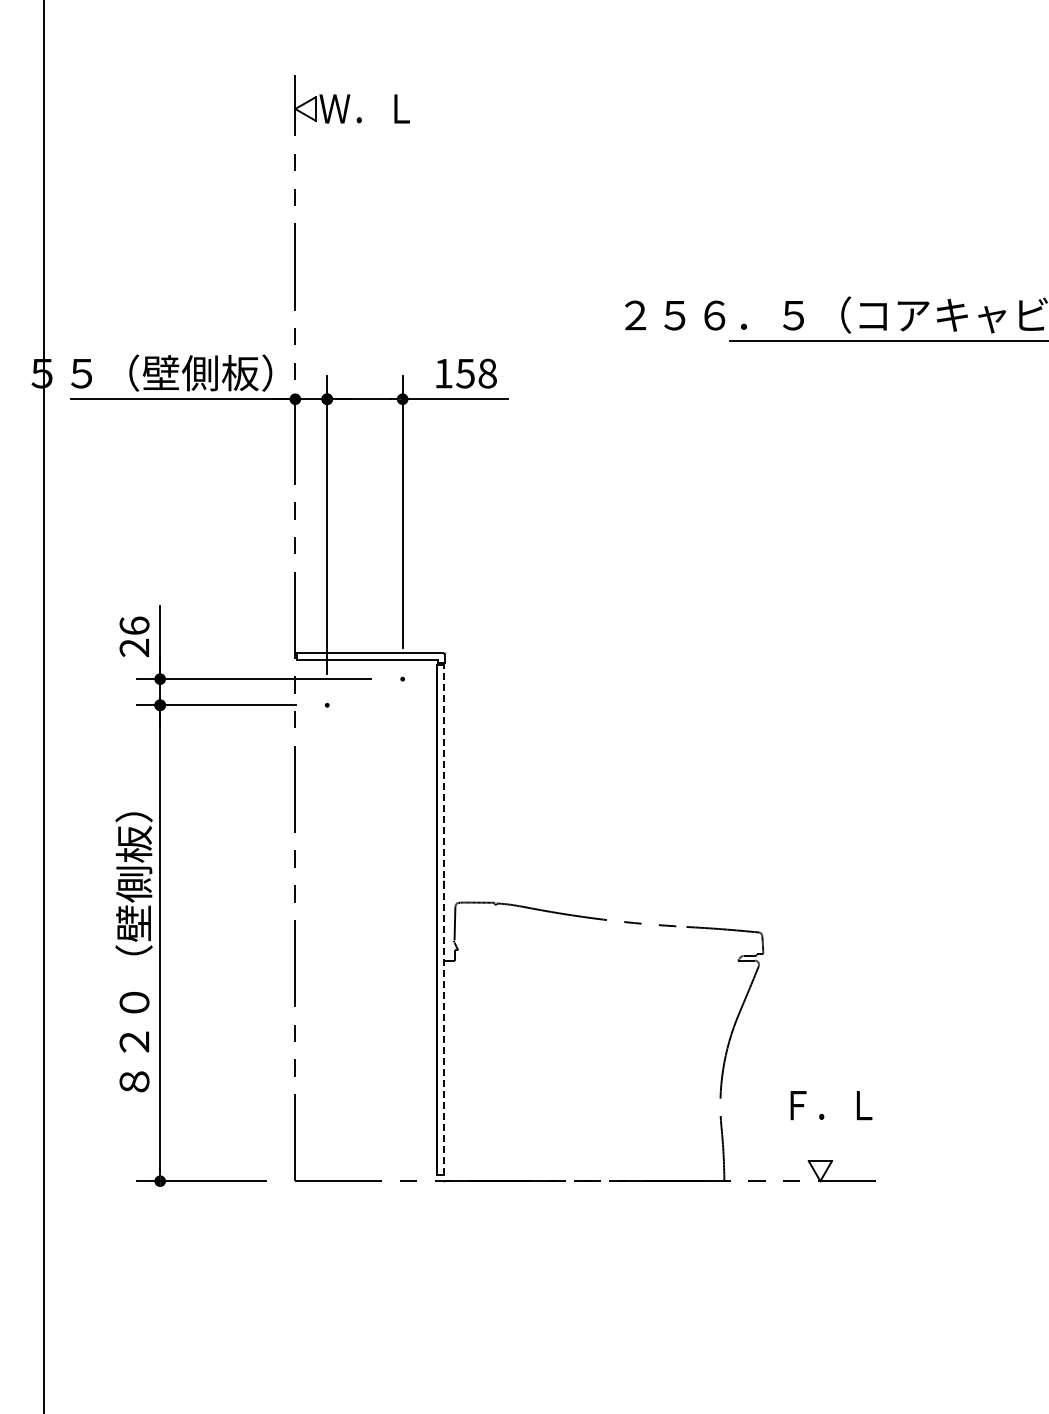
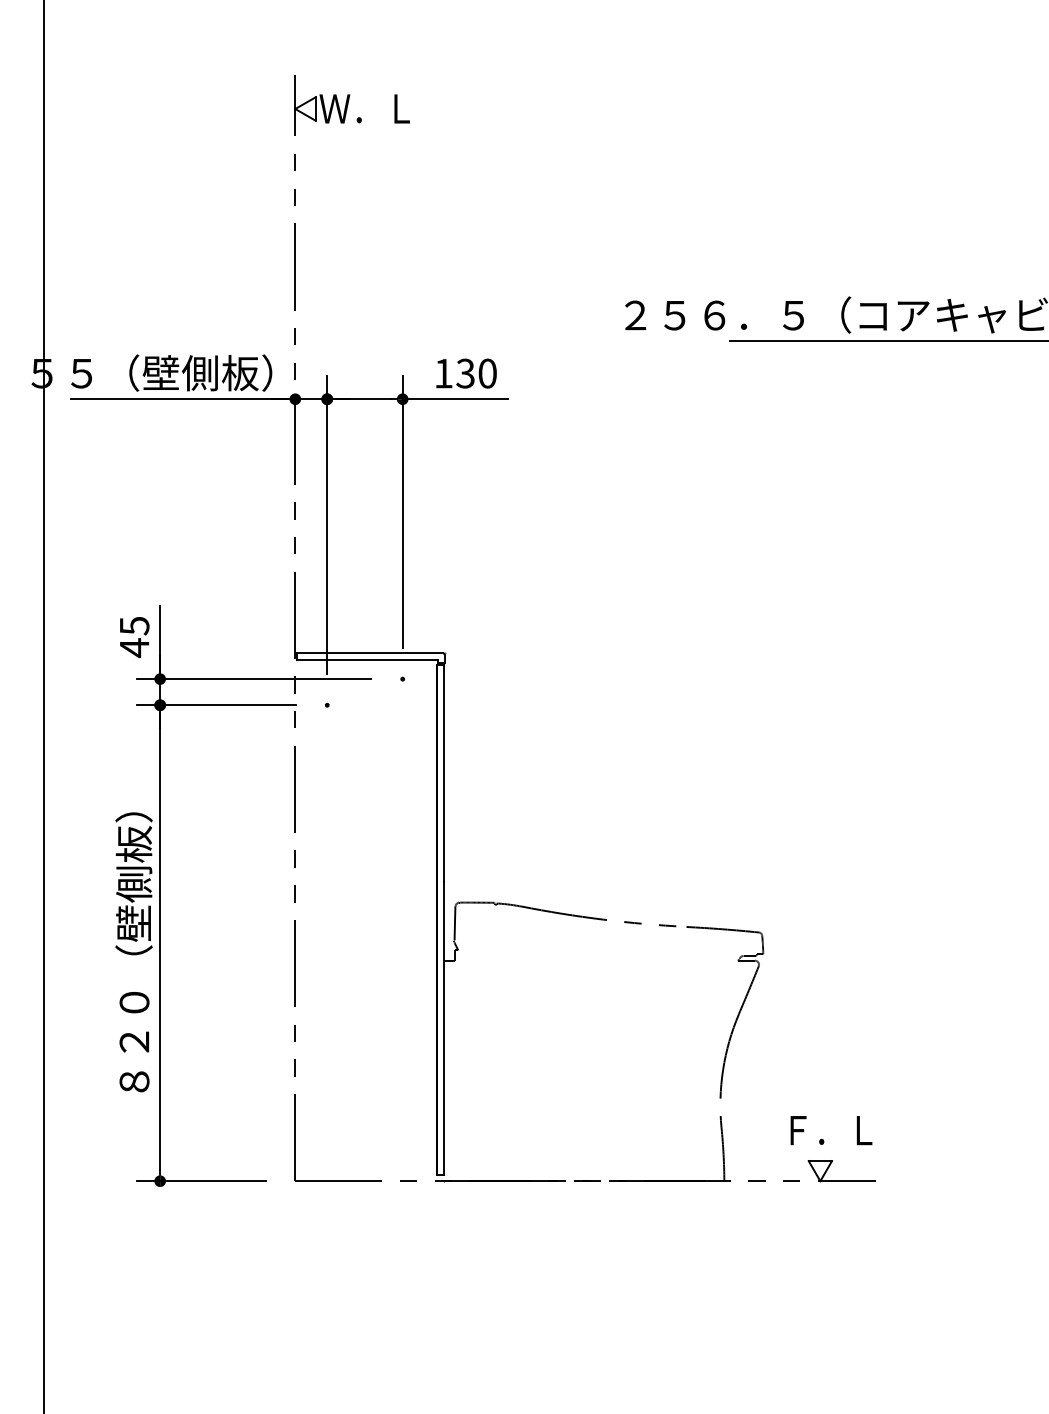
text: 158 -> 130 (476, 373)
text: 26 -> 45 (134, 636)
line: dashed -> solid (443, 919)
text position: (831, 1105) -> (831, 1130) (831, 1130)
